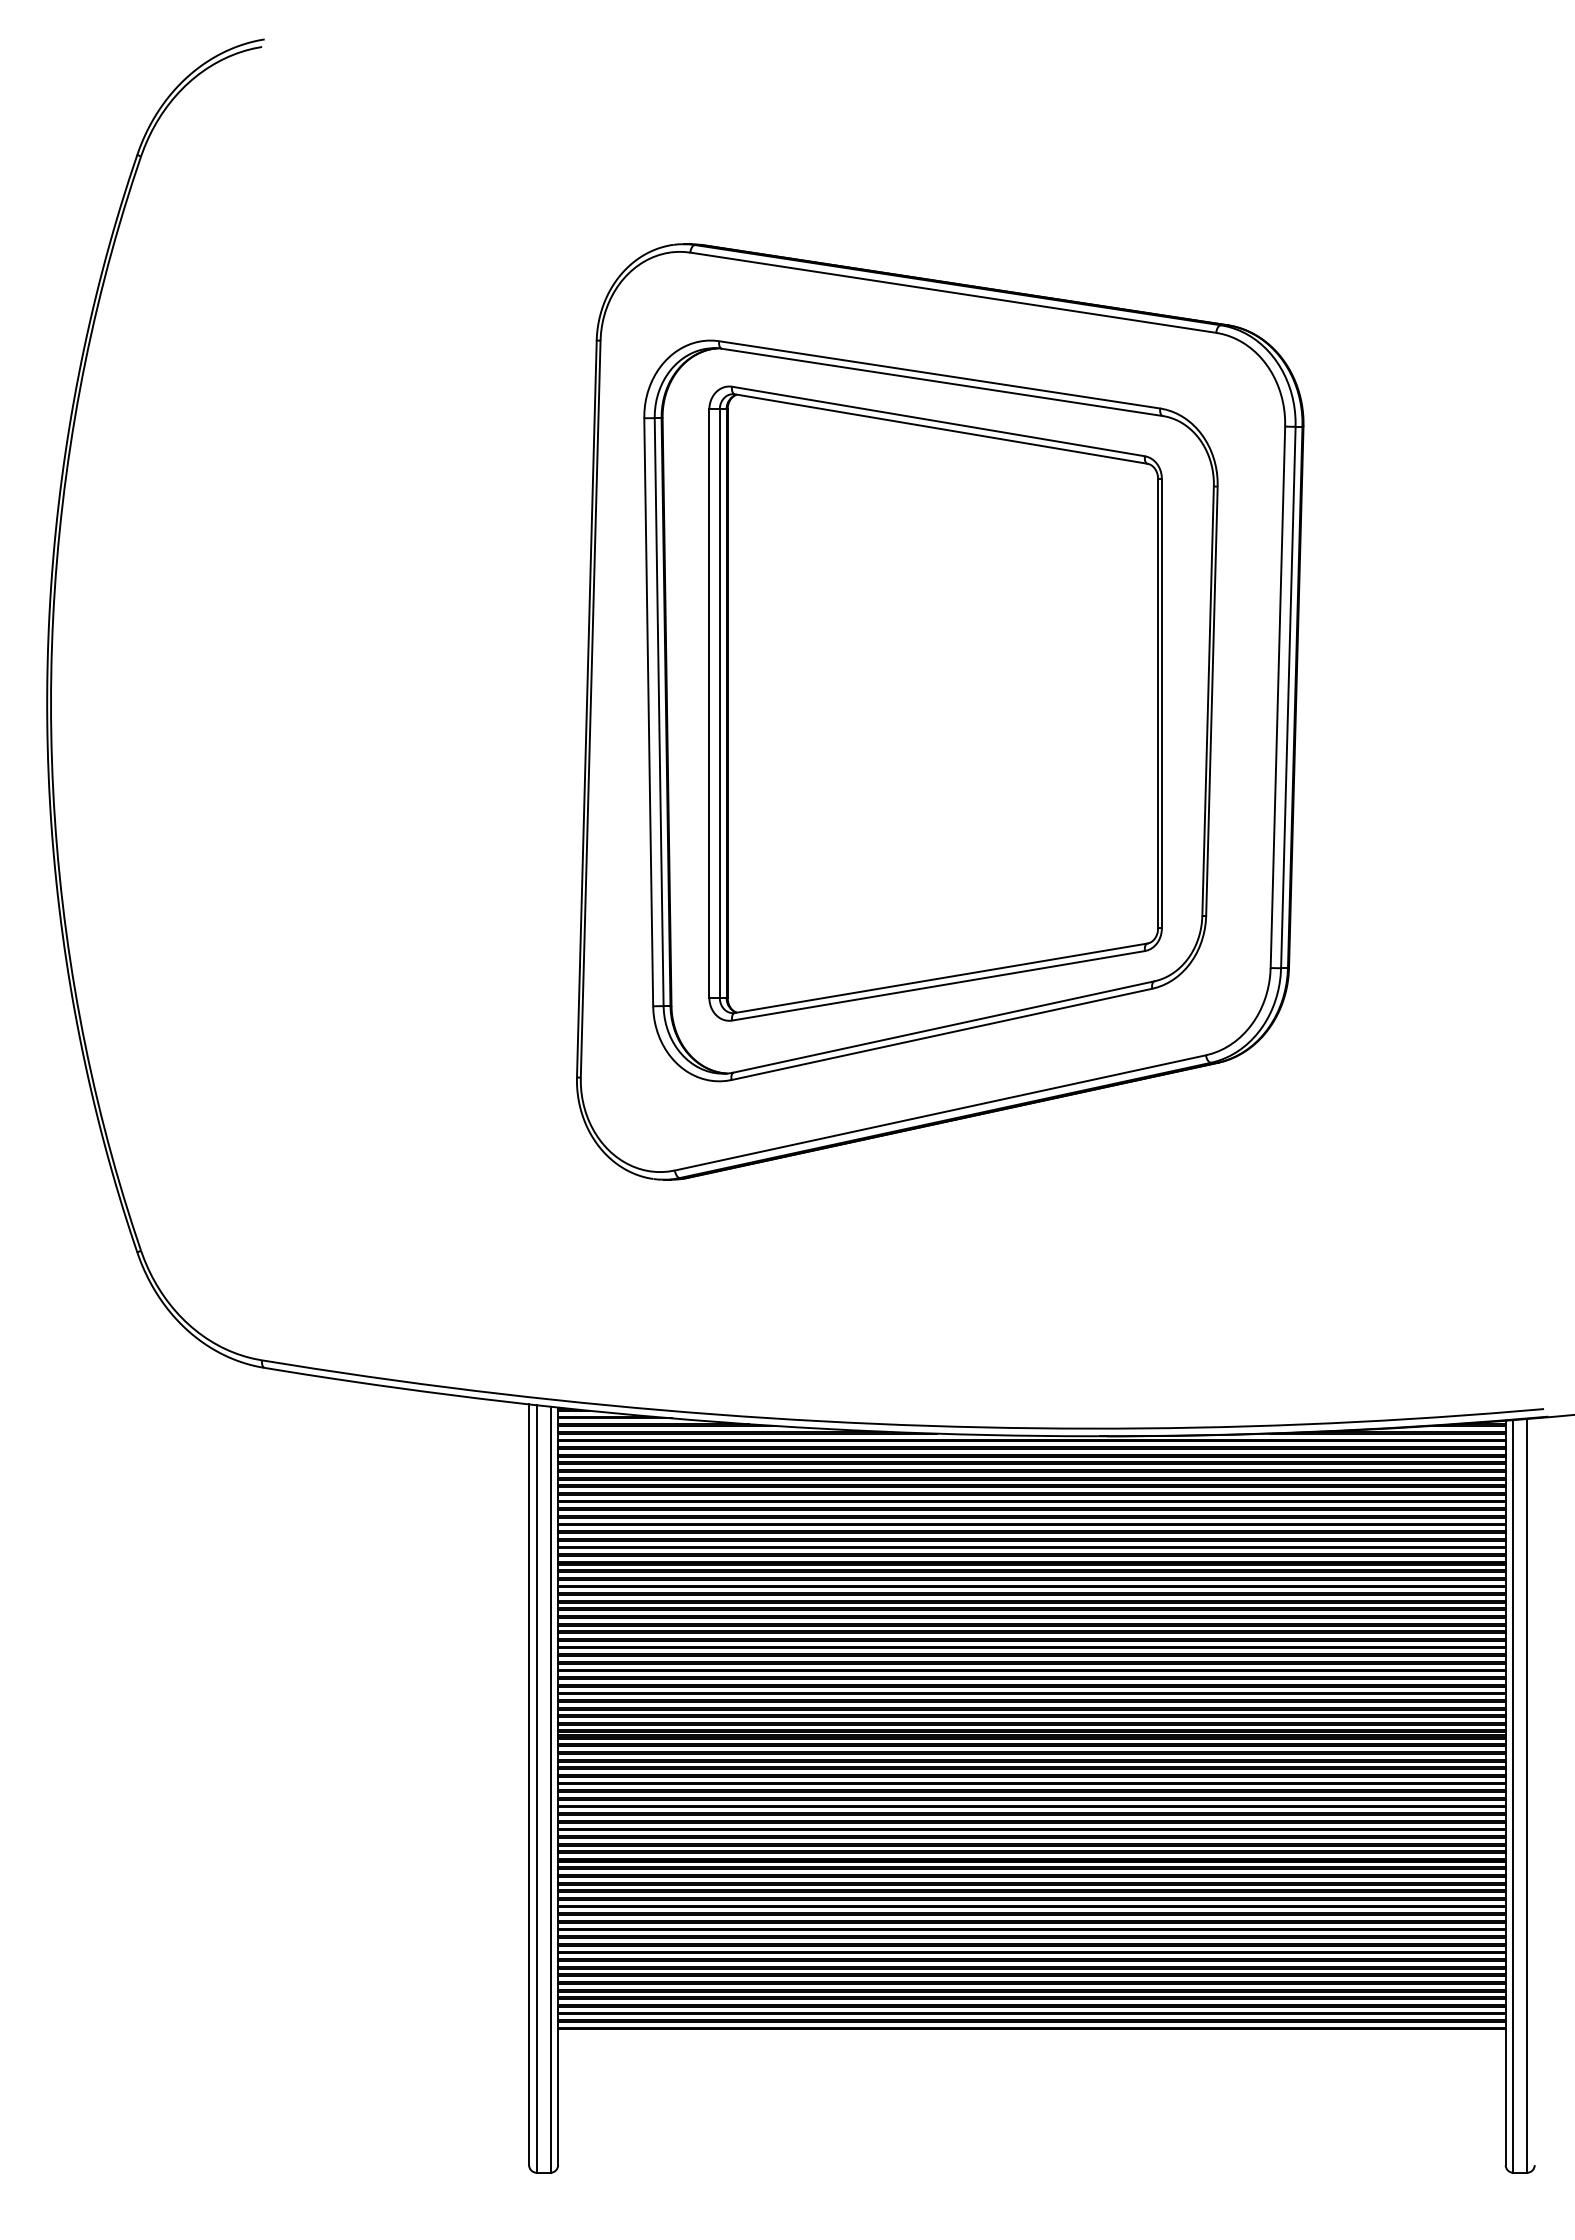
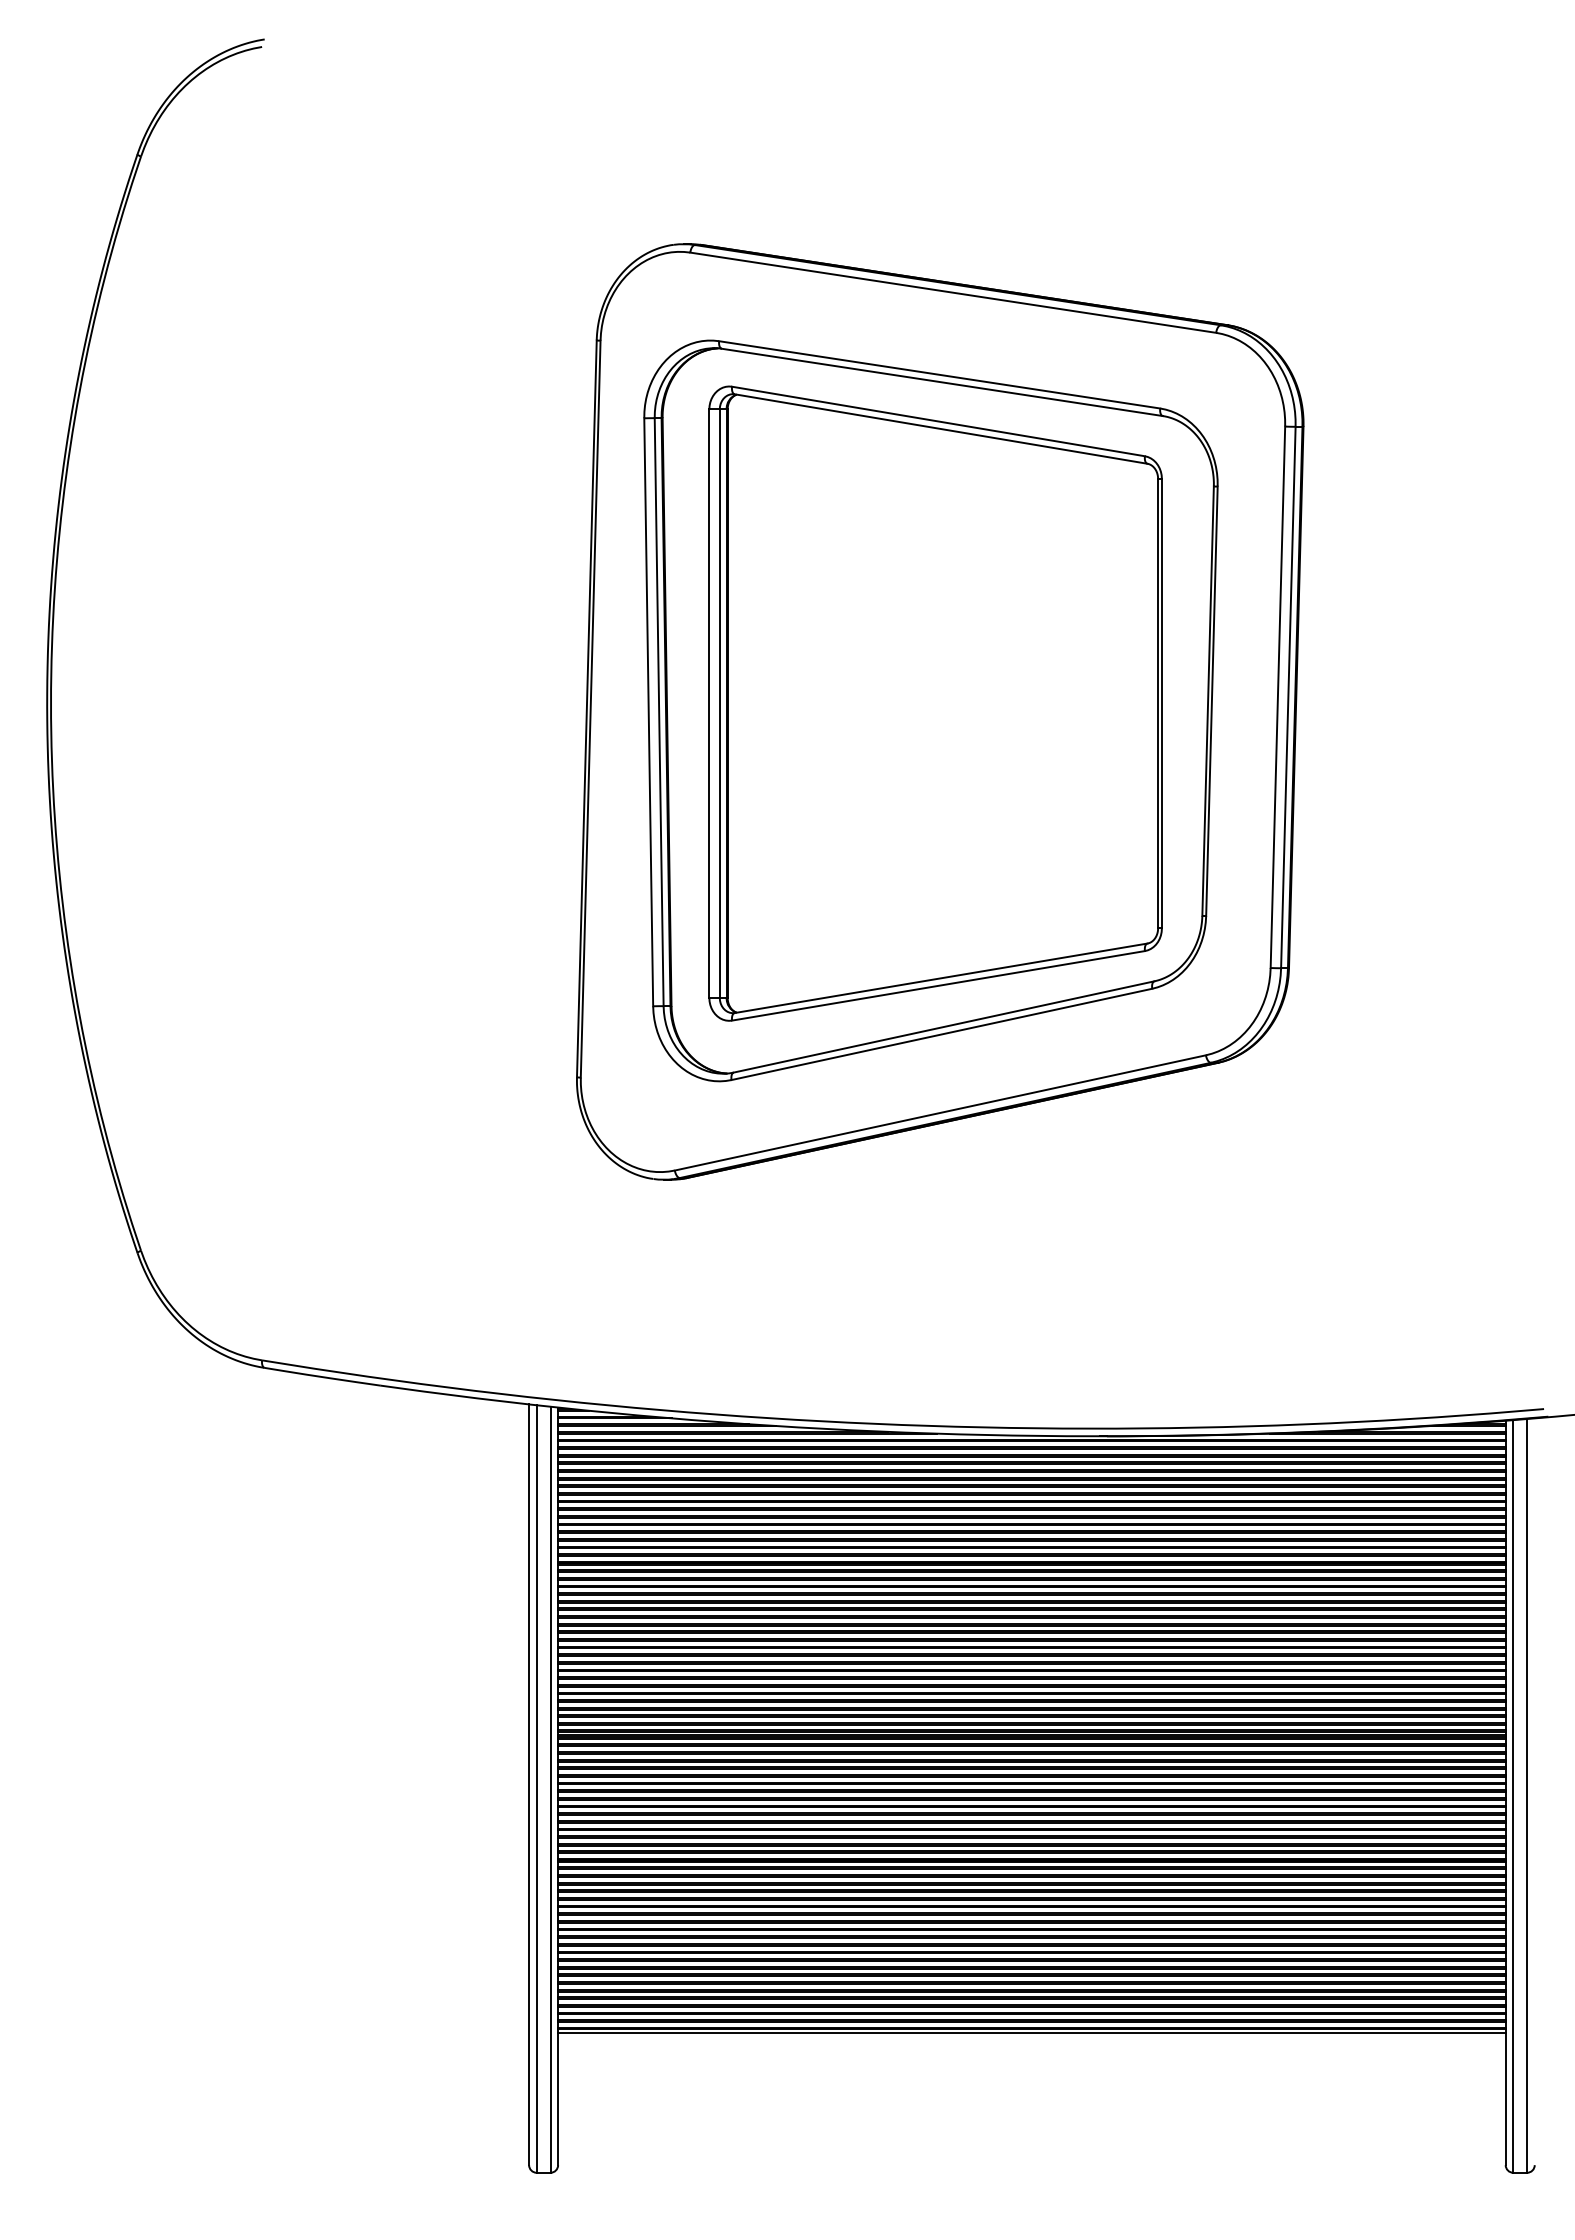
line: none -> present (1031, 2032)
